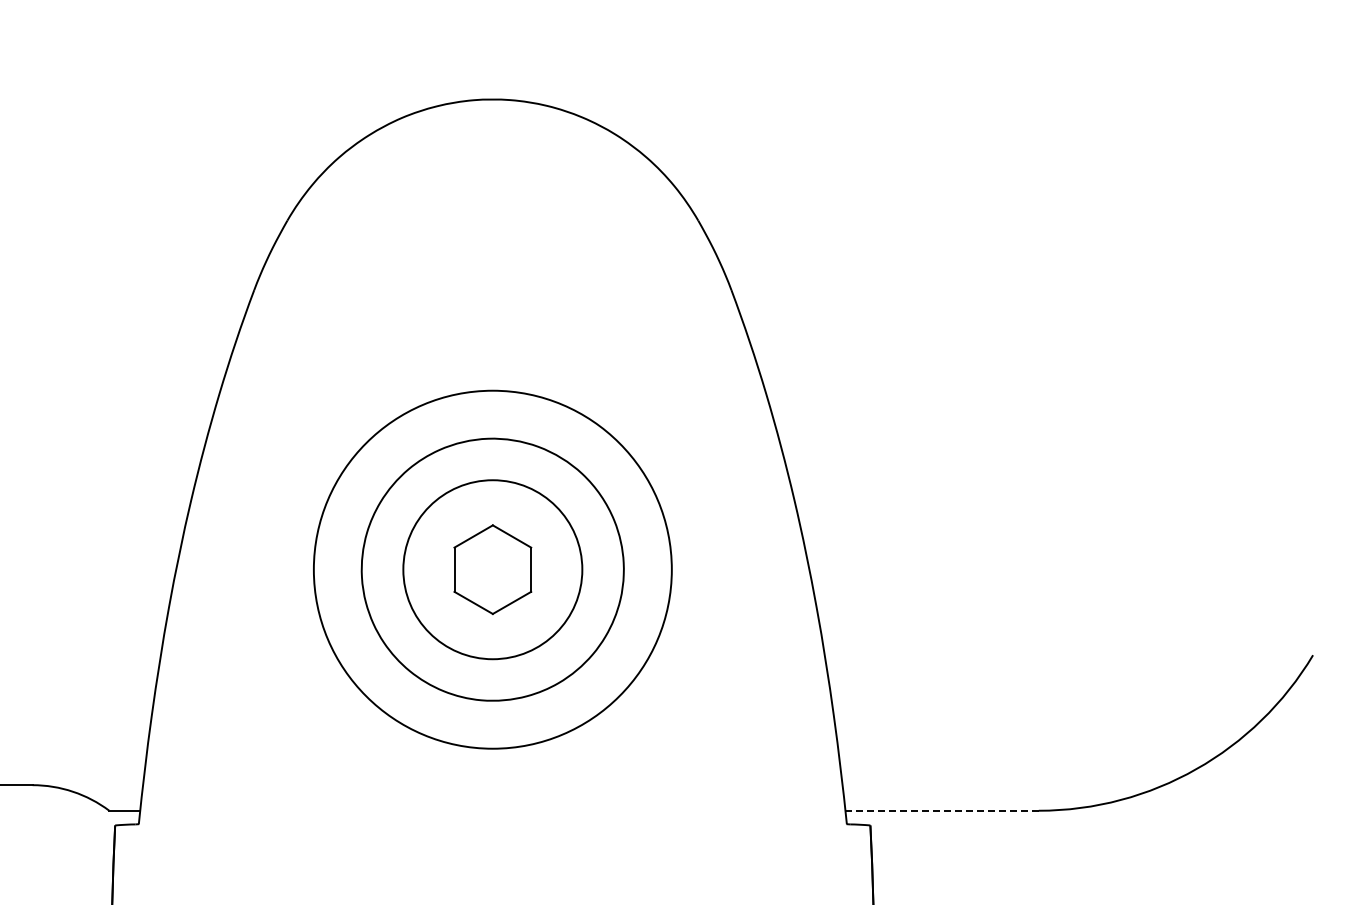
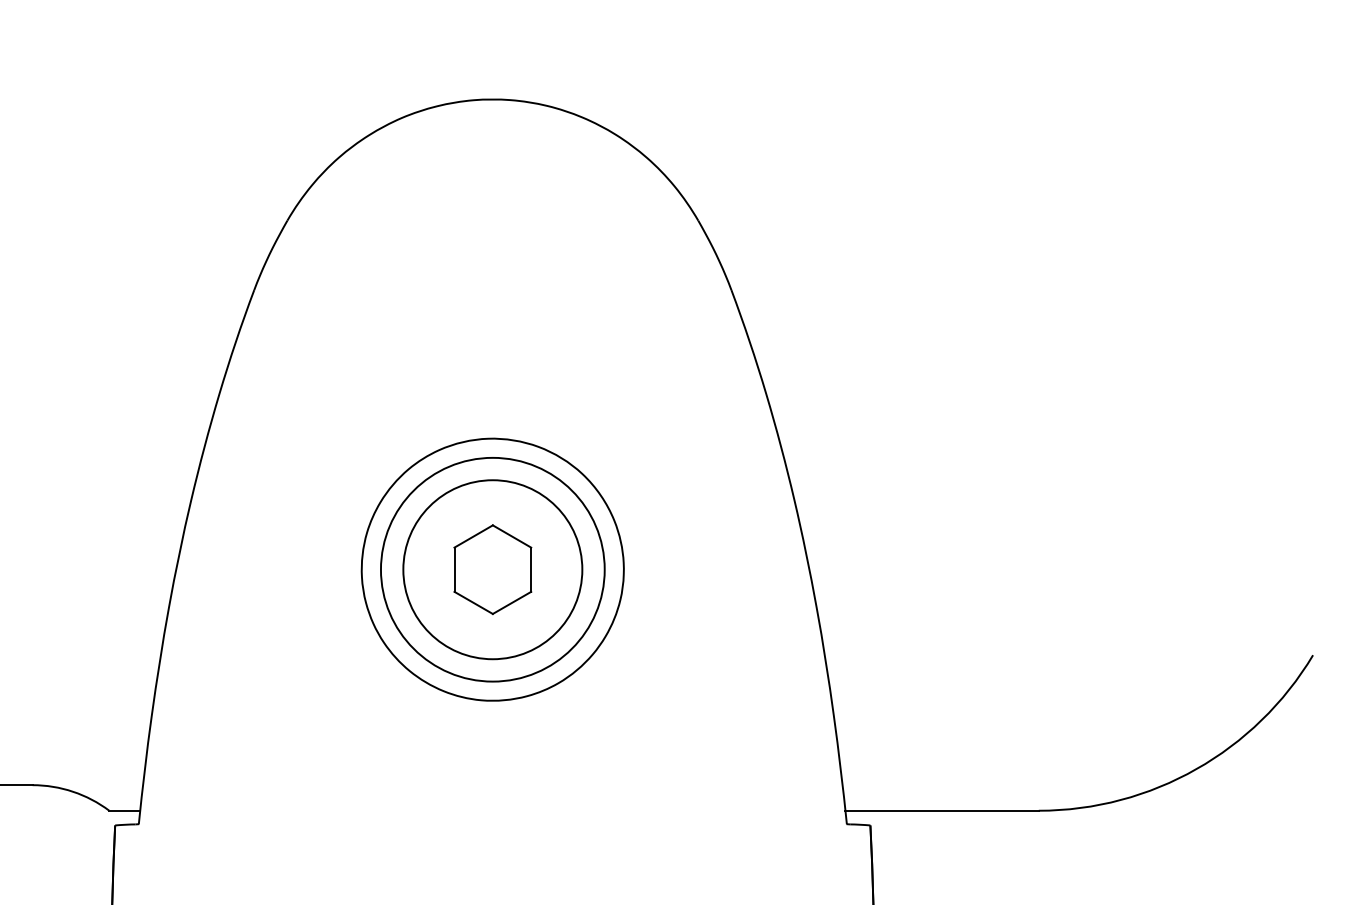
circle diameter: 358 px -> 224 px (492, 569)
line: dashed -> solid (942, 810)
